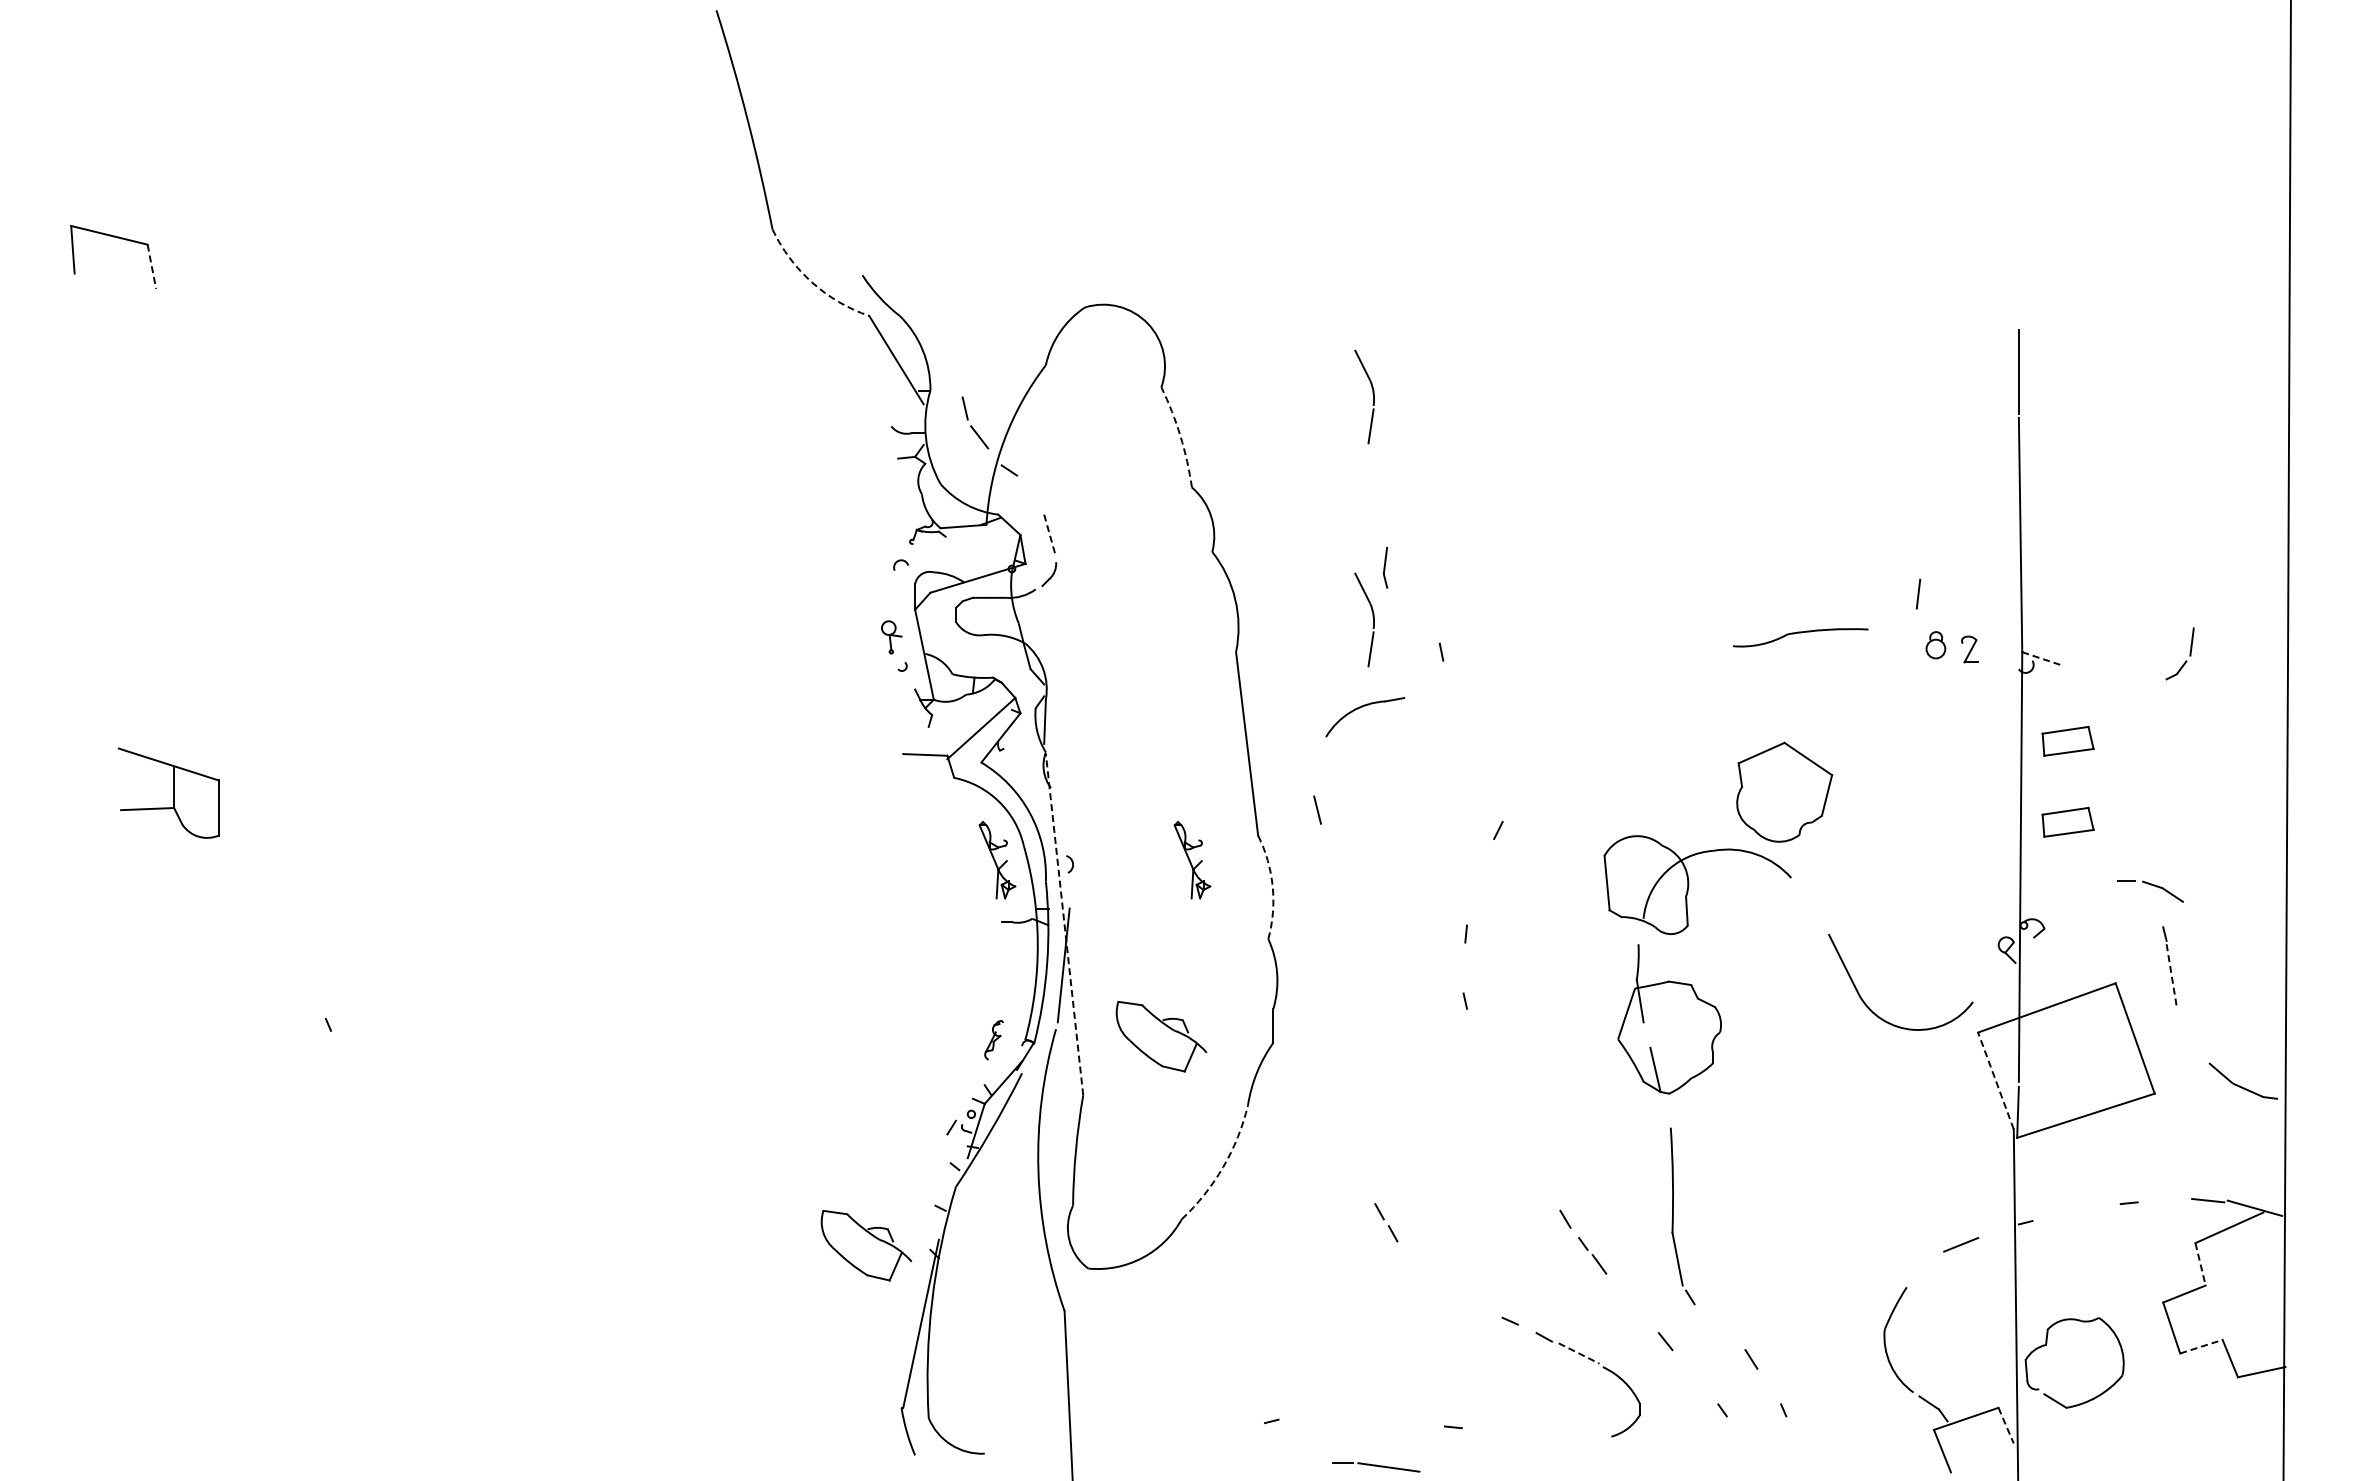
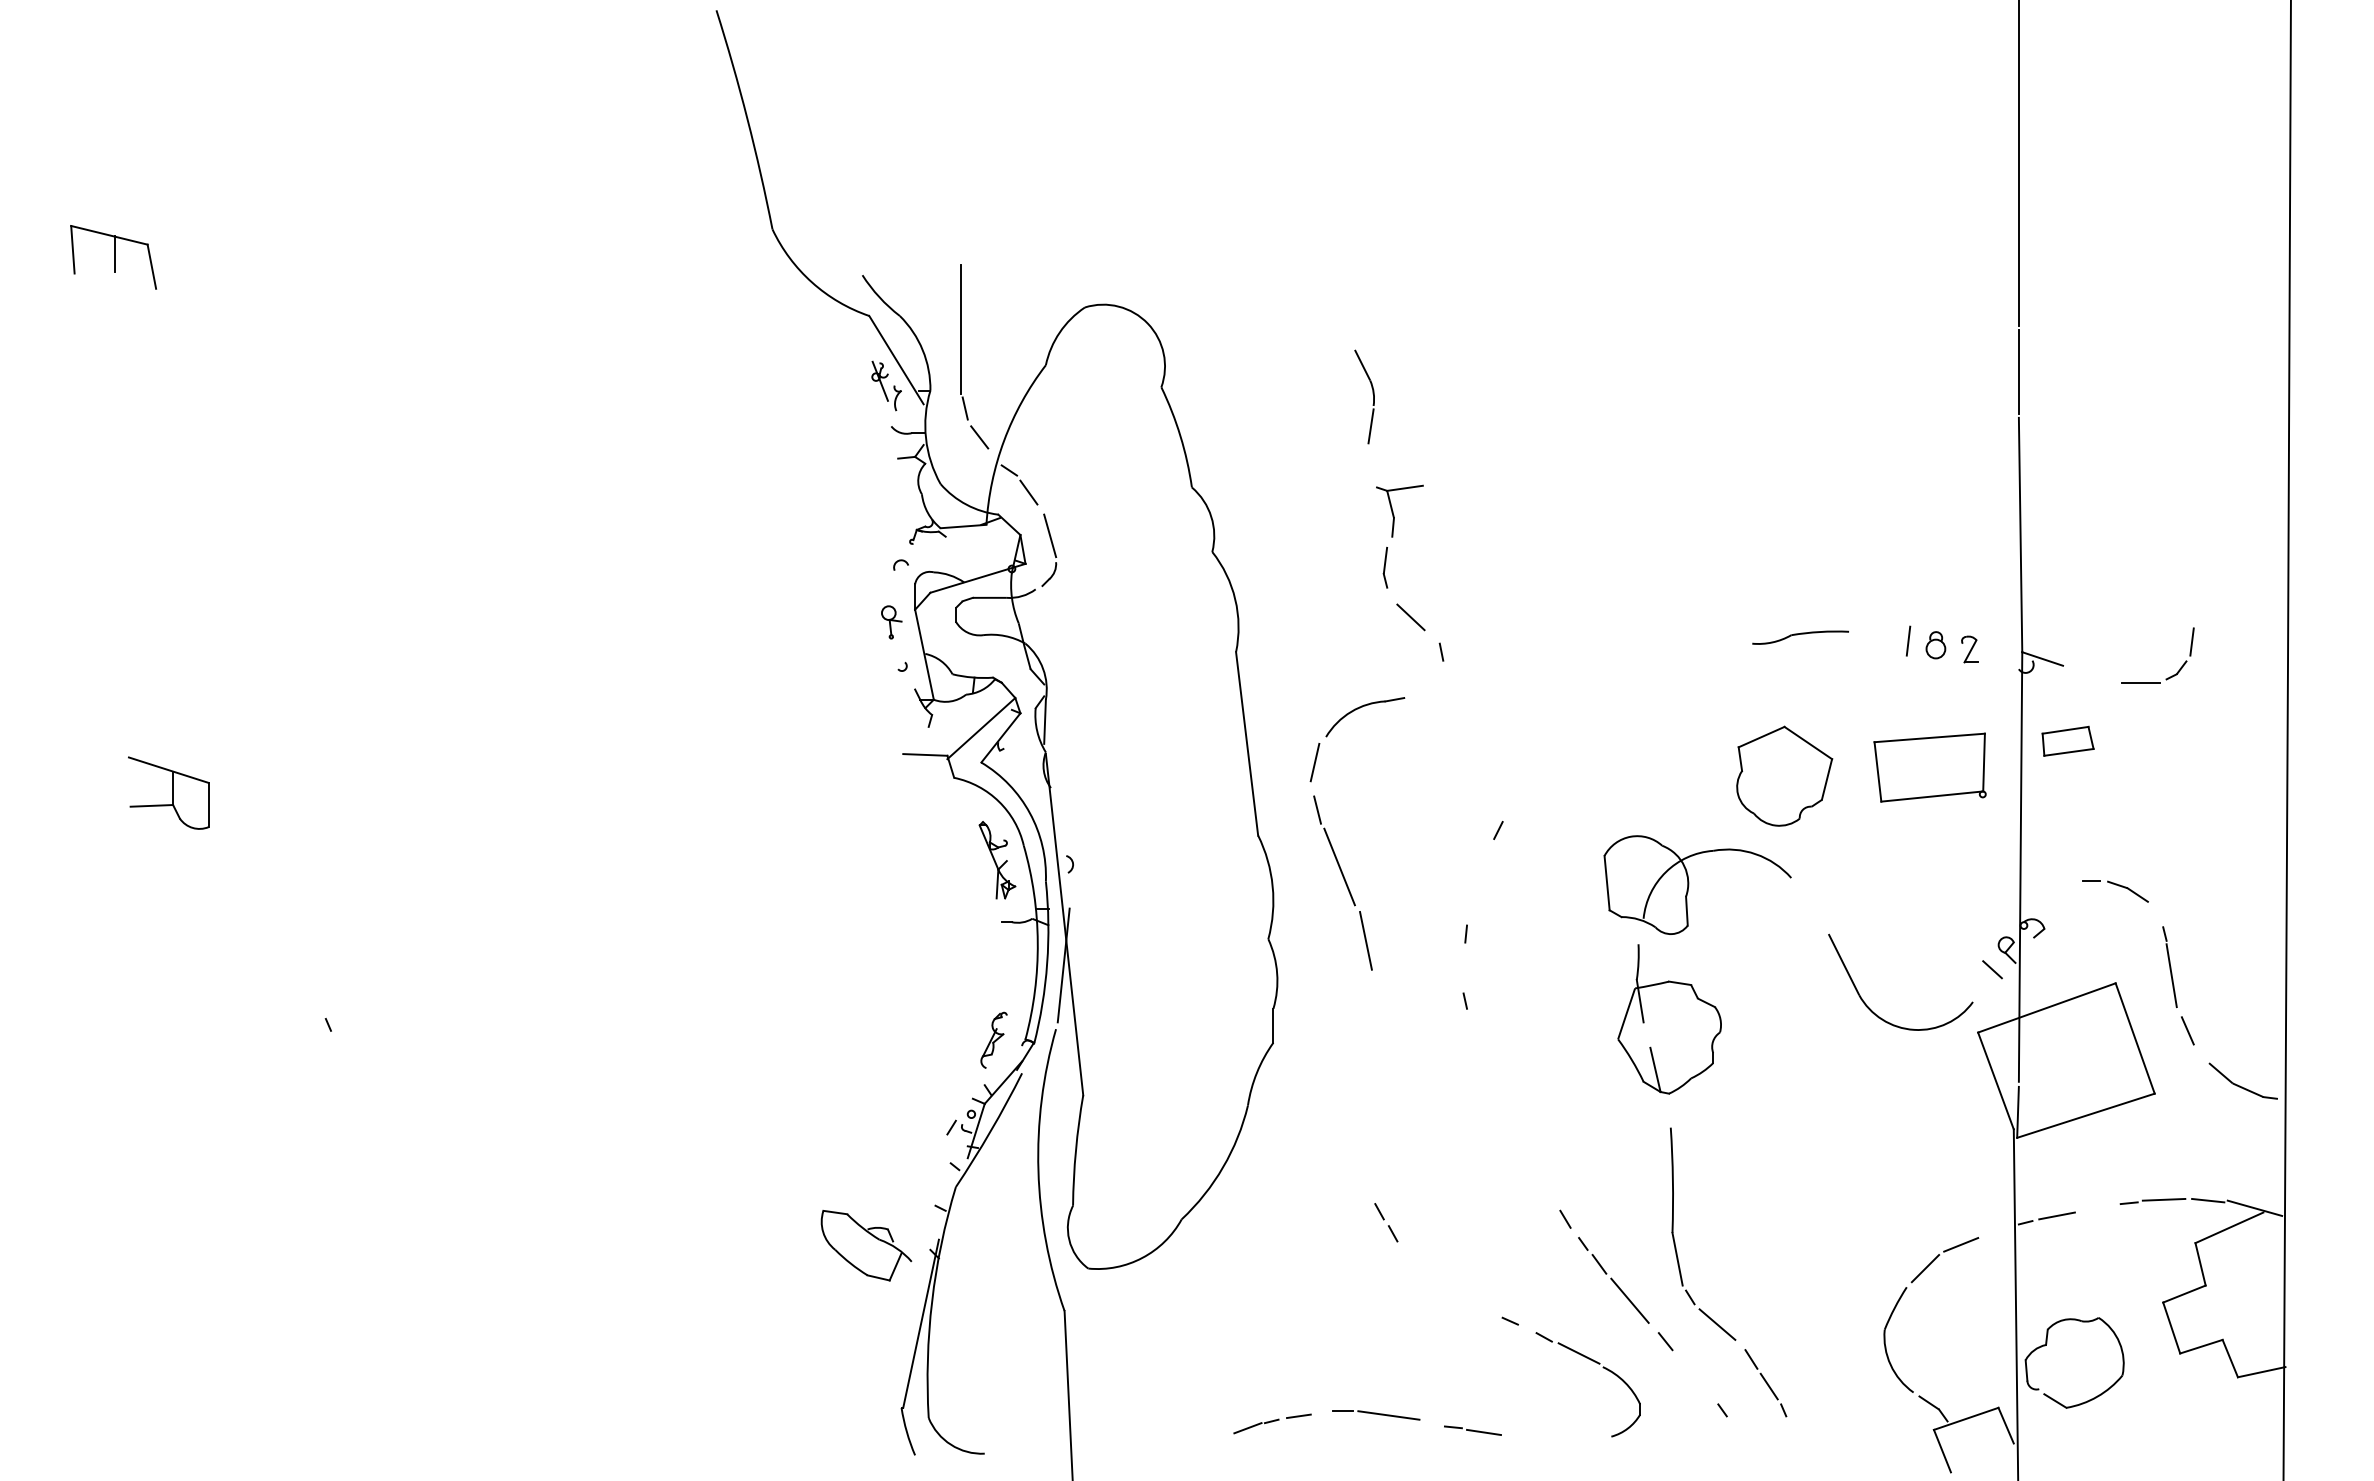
line: none -> present (2018, 164)
line: none -> present (115, 253)
line: dashed -> solid (151, 267)
arc: dashed -> solid (812, 282)
line: none -> present (960, 329)
part: none -> present (886, 385)
arc: dashed -> solid (1180, 436)
line: none -> present (1028, 492)
part: none -> present (1393, 511)
line: dashed -> solid (1050, 536)
line position: (1918, 593) -> (1908, 640) (1908, 640)
part: present -> none (1372, 617)
line: none -> present (1410, 617)
part position: (891, 637) -> (891, 622) (891, 622)
part size: 136x20 px -> 97x15 px (1800, 637)
line: dashed -> solid (2043, 659)
line: none -> present (2140, 682)
line: none -> present (1314, 762)
part: none -> present (1929, 767)
part position: (1784, 791) -> (1784, 775) (1784, 775)
part size: 102x92 px -> 82x74 px (168, 792)
part: present -> none (2067, 821)
part: present -> none (1192, 860)
line: none -> present (1339, 866)
arc: dashed -> solid (1272, 886)
part position: (2150, 891) -> (2115, 891) (2115, 891)
line: dashed -> solid (1064, 924)
line: none -> present (1365, 940)
line: none -> present (1992, 969)
line: dashed -> solid (2171, 975)
line: none -> present (2187, 1030)
part: present -> none (1161, 1036)
part size: 20x41 px -> 28x58 px (993, 1039)
line: dashed -> solid (1995, 1080)
arc: dashed -> solid (1223, 1167)
line: none -> present (2163, 1199)
line: none -> present (2056, 1215)
line: dashed -> solid (2200, 1264)
line: none -> present (1925, 1268)
line: none -> present (1629, 1300)
line: none -> present (1717, 1324)
line: dashed -> solid (2201, 1346)
line: dashed -> solid (1579, 1353)
line: none -> present (1768, 1386)
line: none -> present (1298, 1416)
line: dashed -> solid (2006, 1426)
line: none -> present (1247, 1428)
line: none -> present (1483, 1432)
part position: (1376, 1467) -> (1376, 1415) (1376, 1415)
